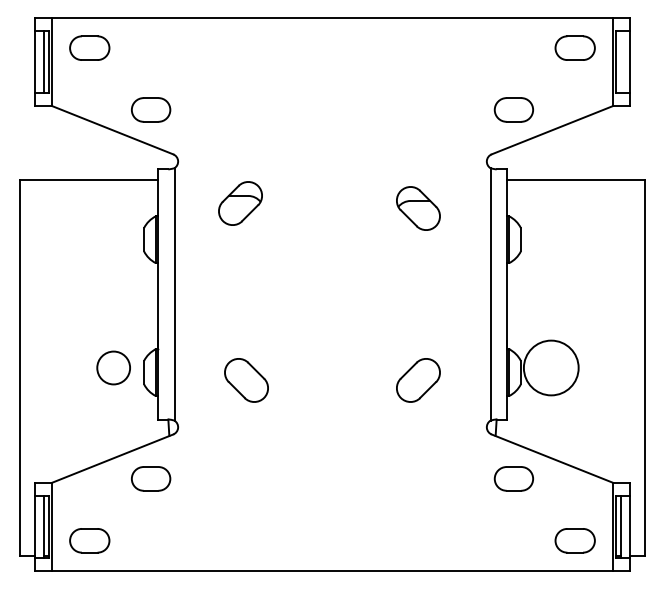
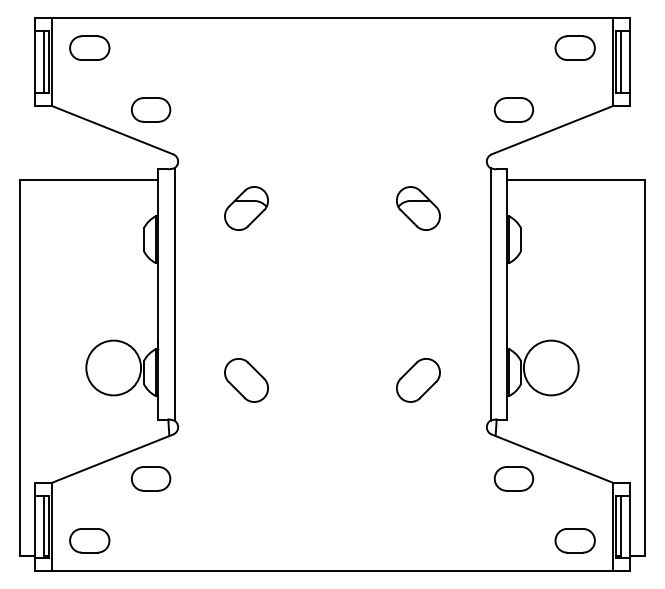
line: none -> present (620, 61)
part position: (240, 203) -> (246, 208) (246, 208)
circle diameter: 33 px -> 55 px (113, 367)
